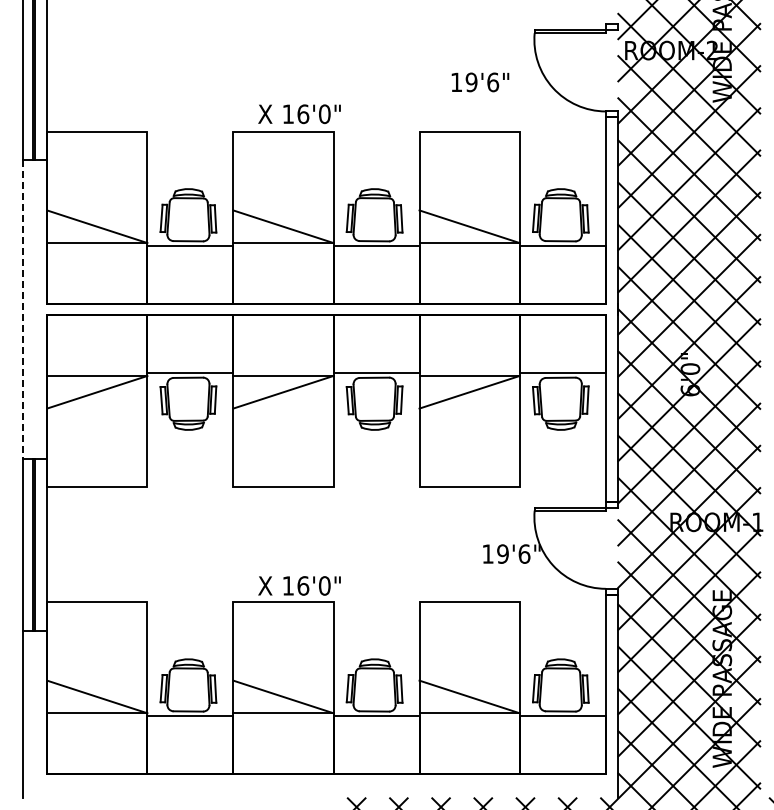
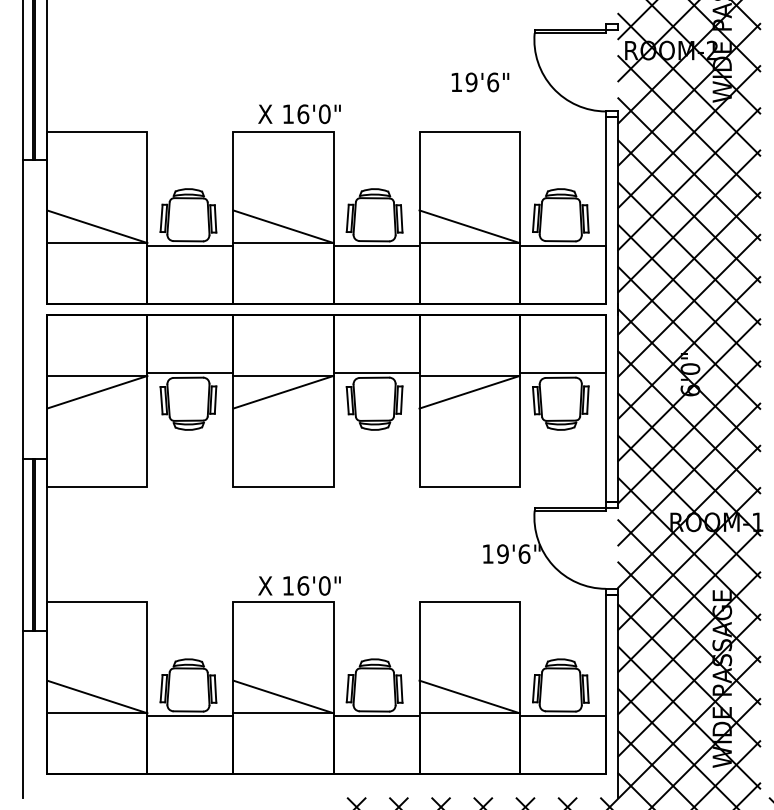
line: dashed -> solid (23, 310)
